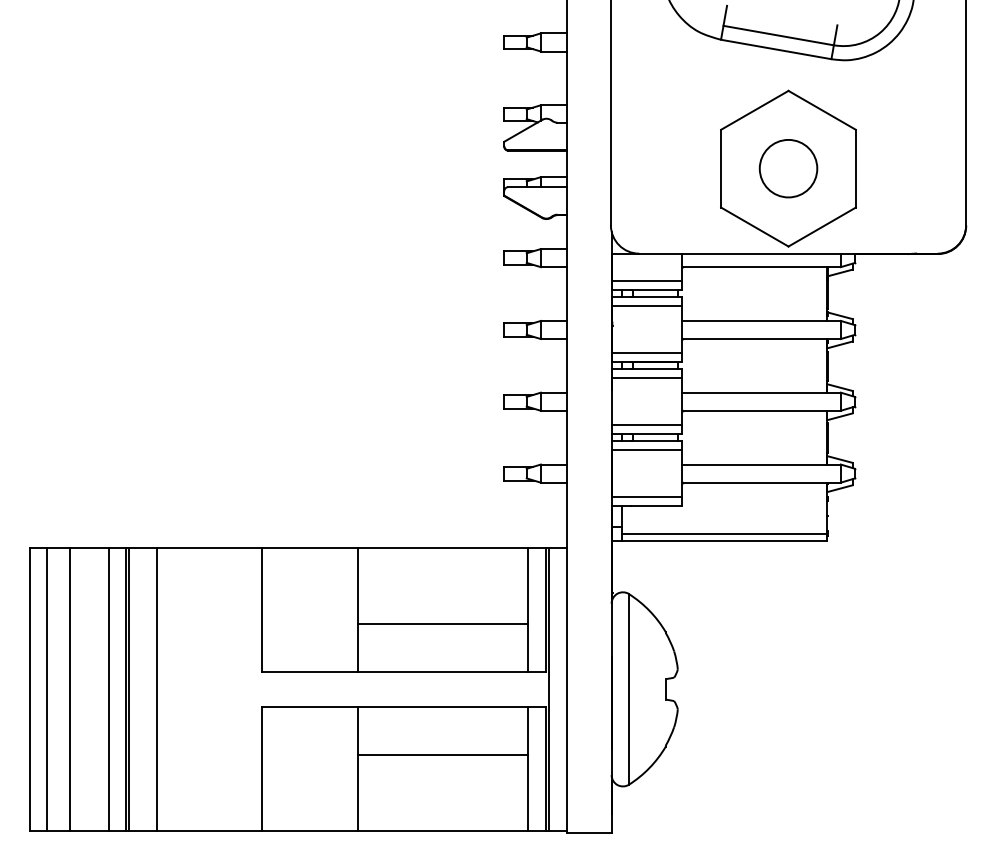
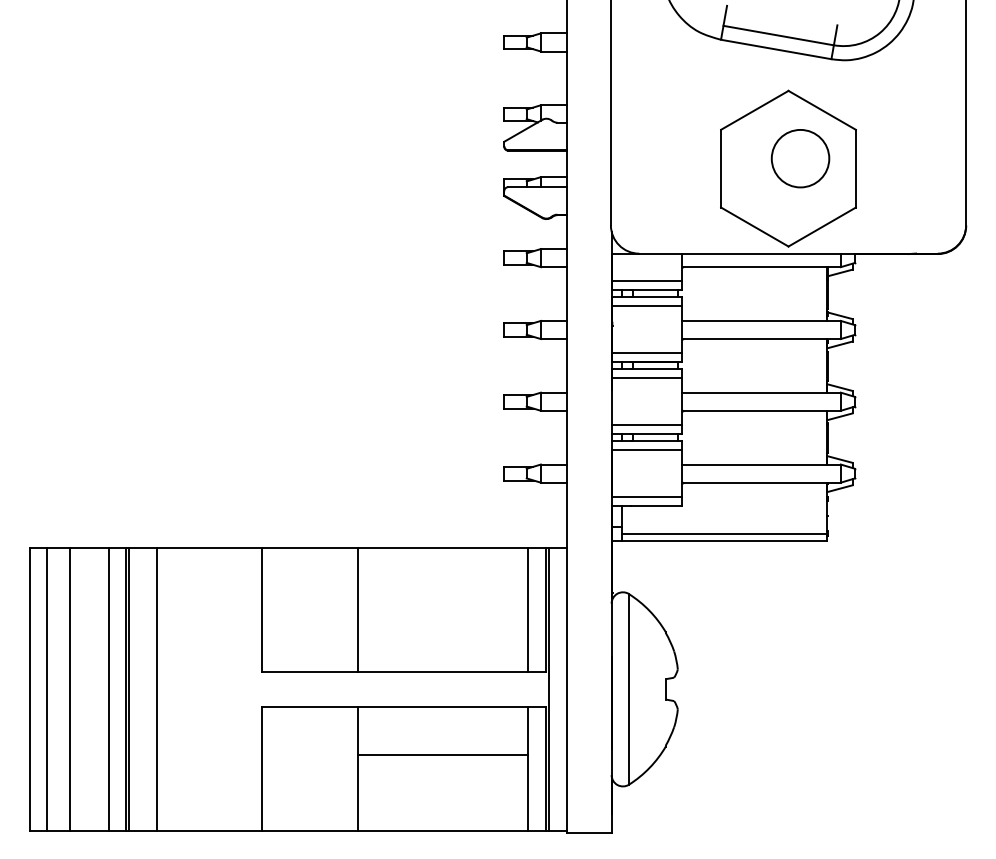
circle position: (788, 168) -> (800, 158) (800, 158)
line: present -> none (442, 623)
